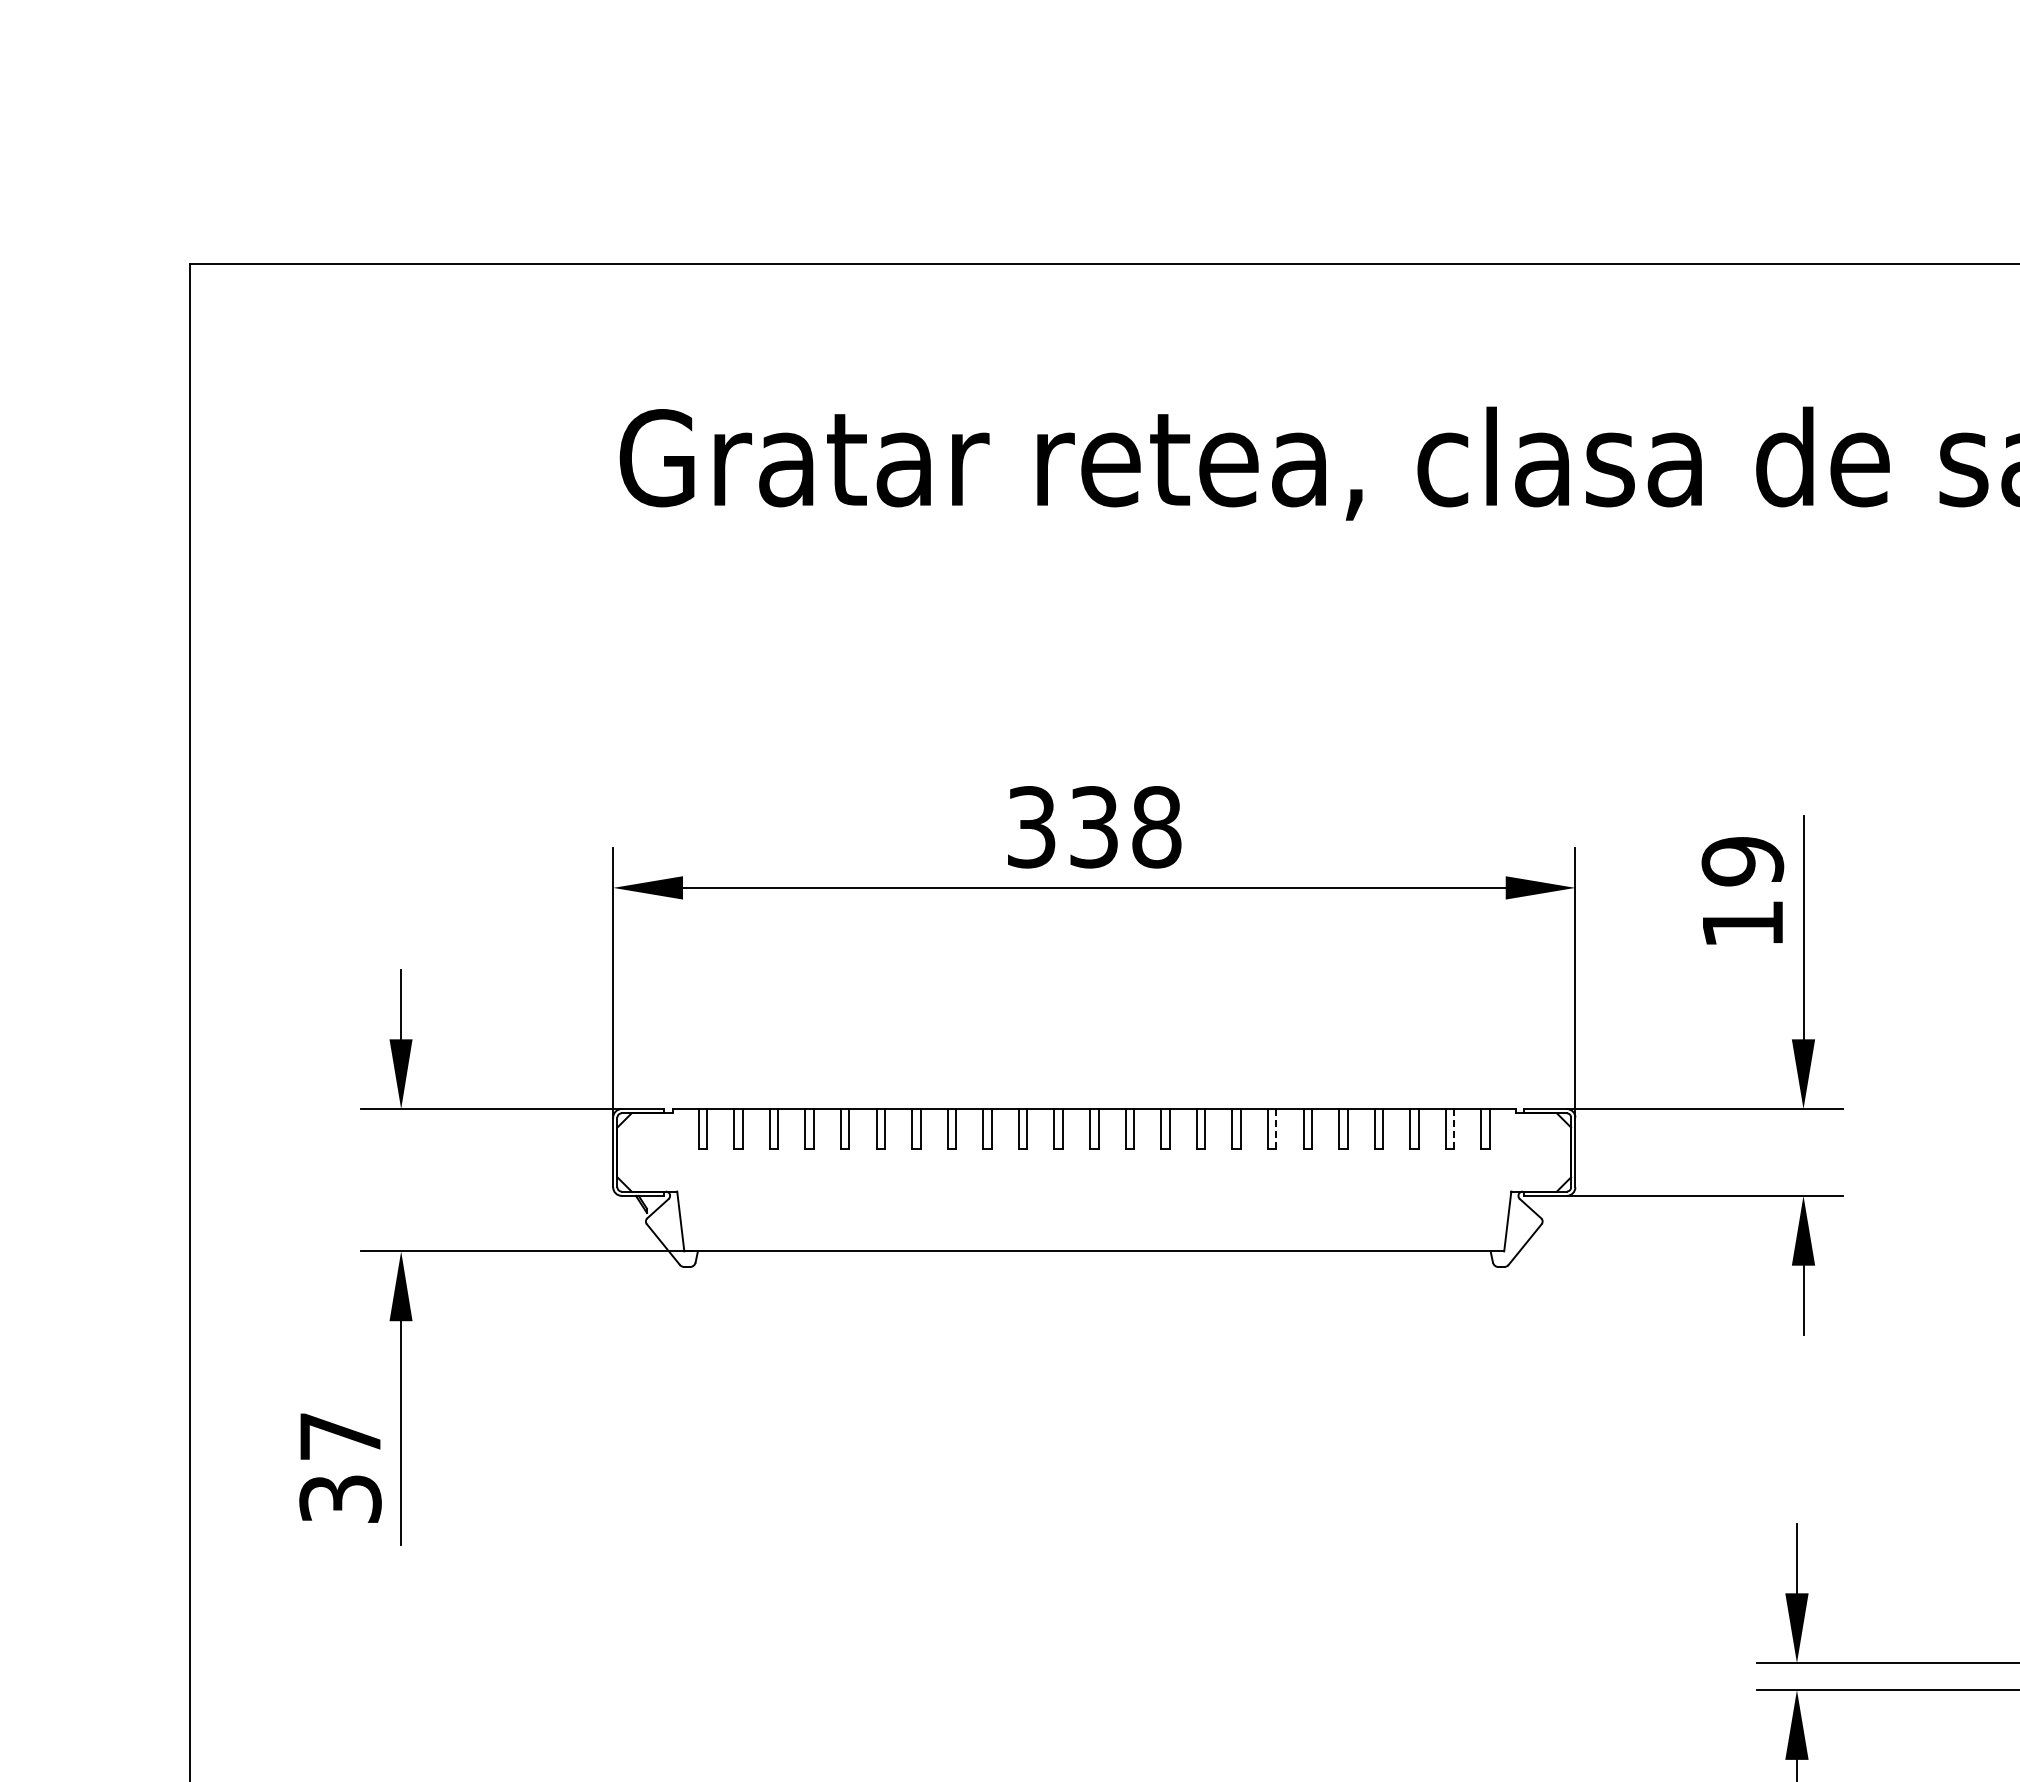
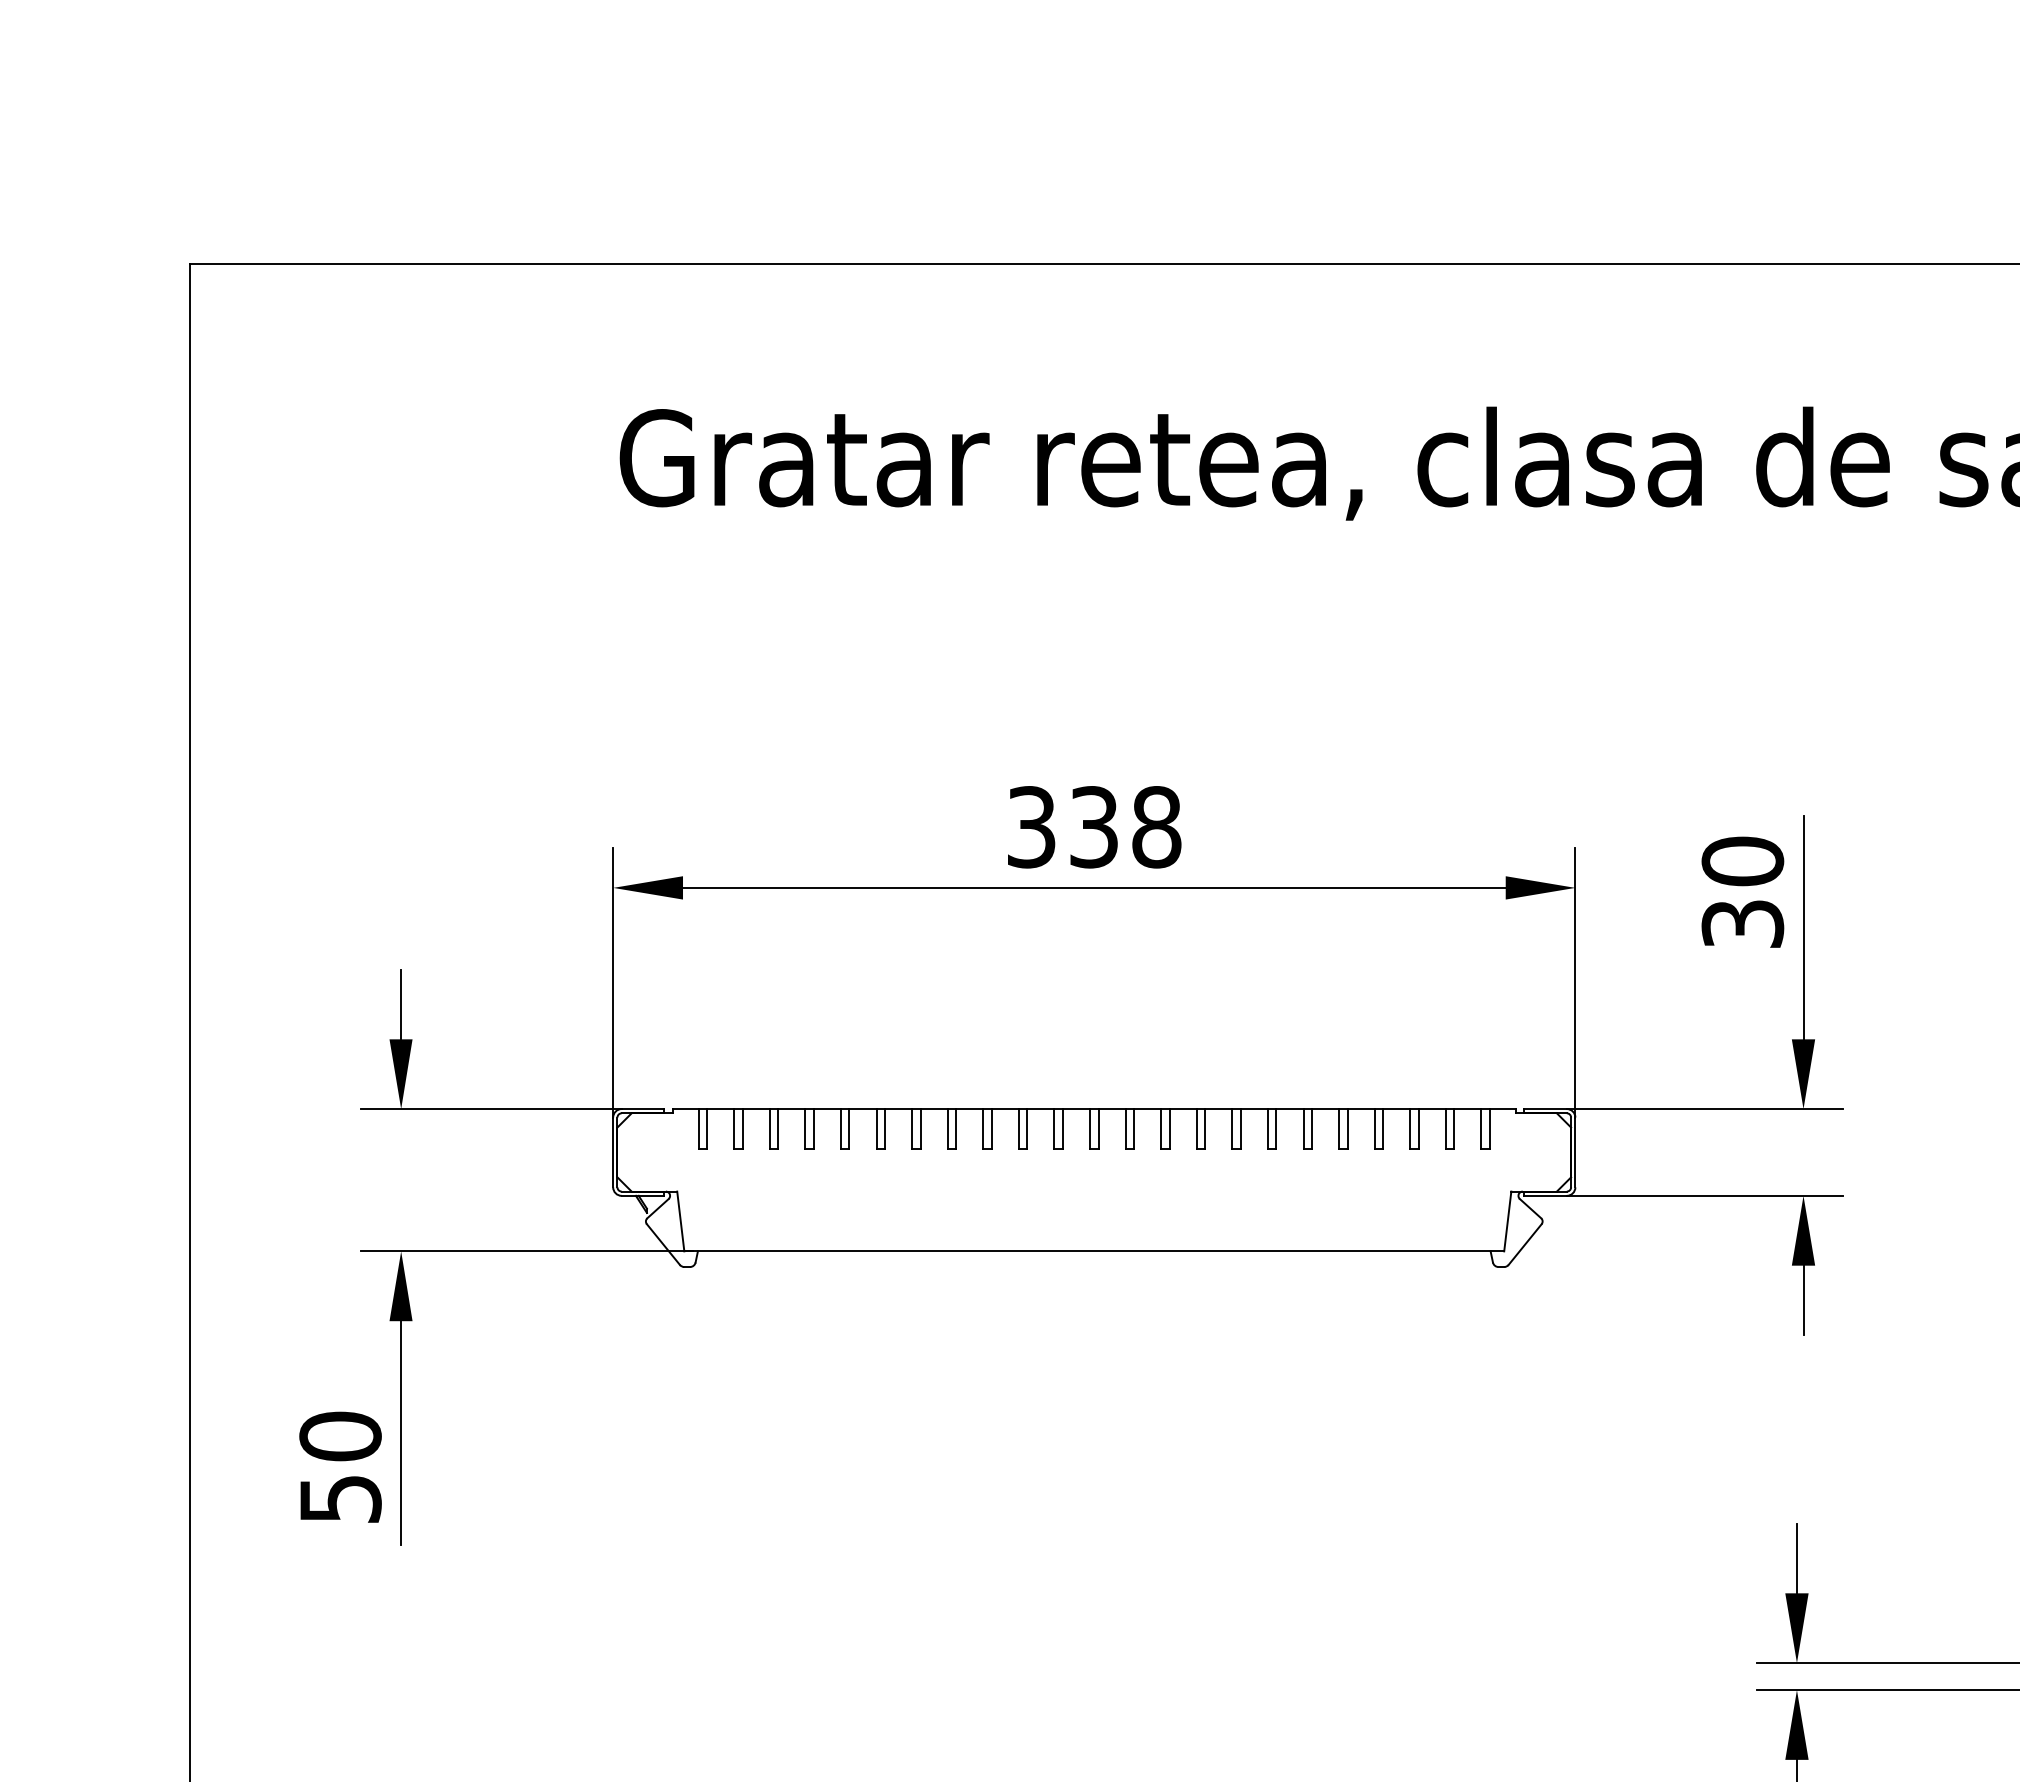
text: 19 -> 30 (1742, 891)
line: dashed -> solid (1276, 1128)
line: dashed -> solid (1454, 1128)
text: 37 -> 50 (340, 1466)
